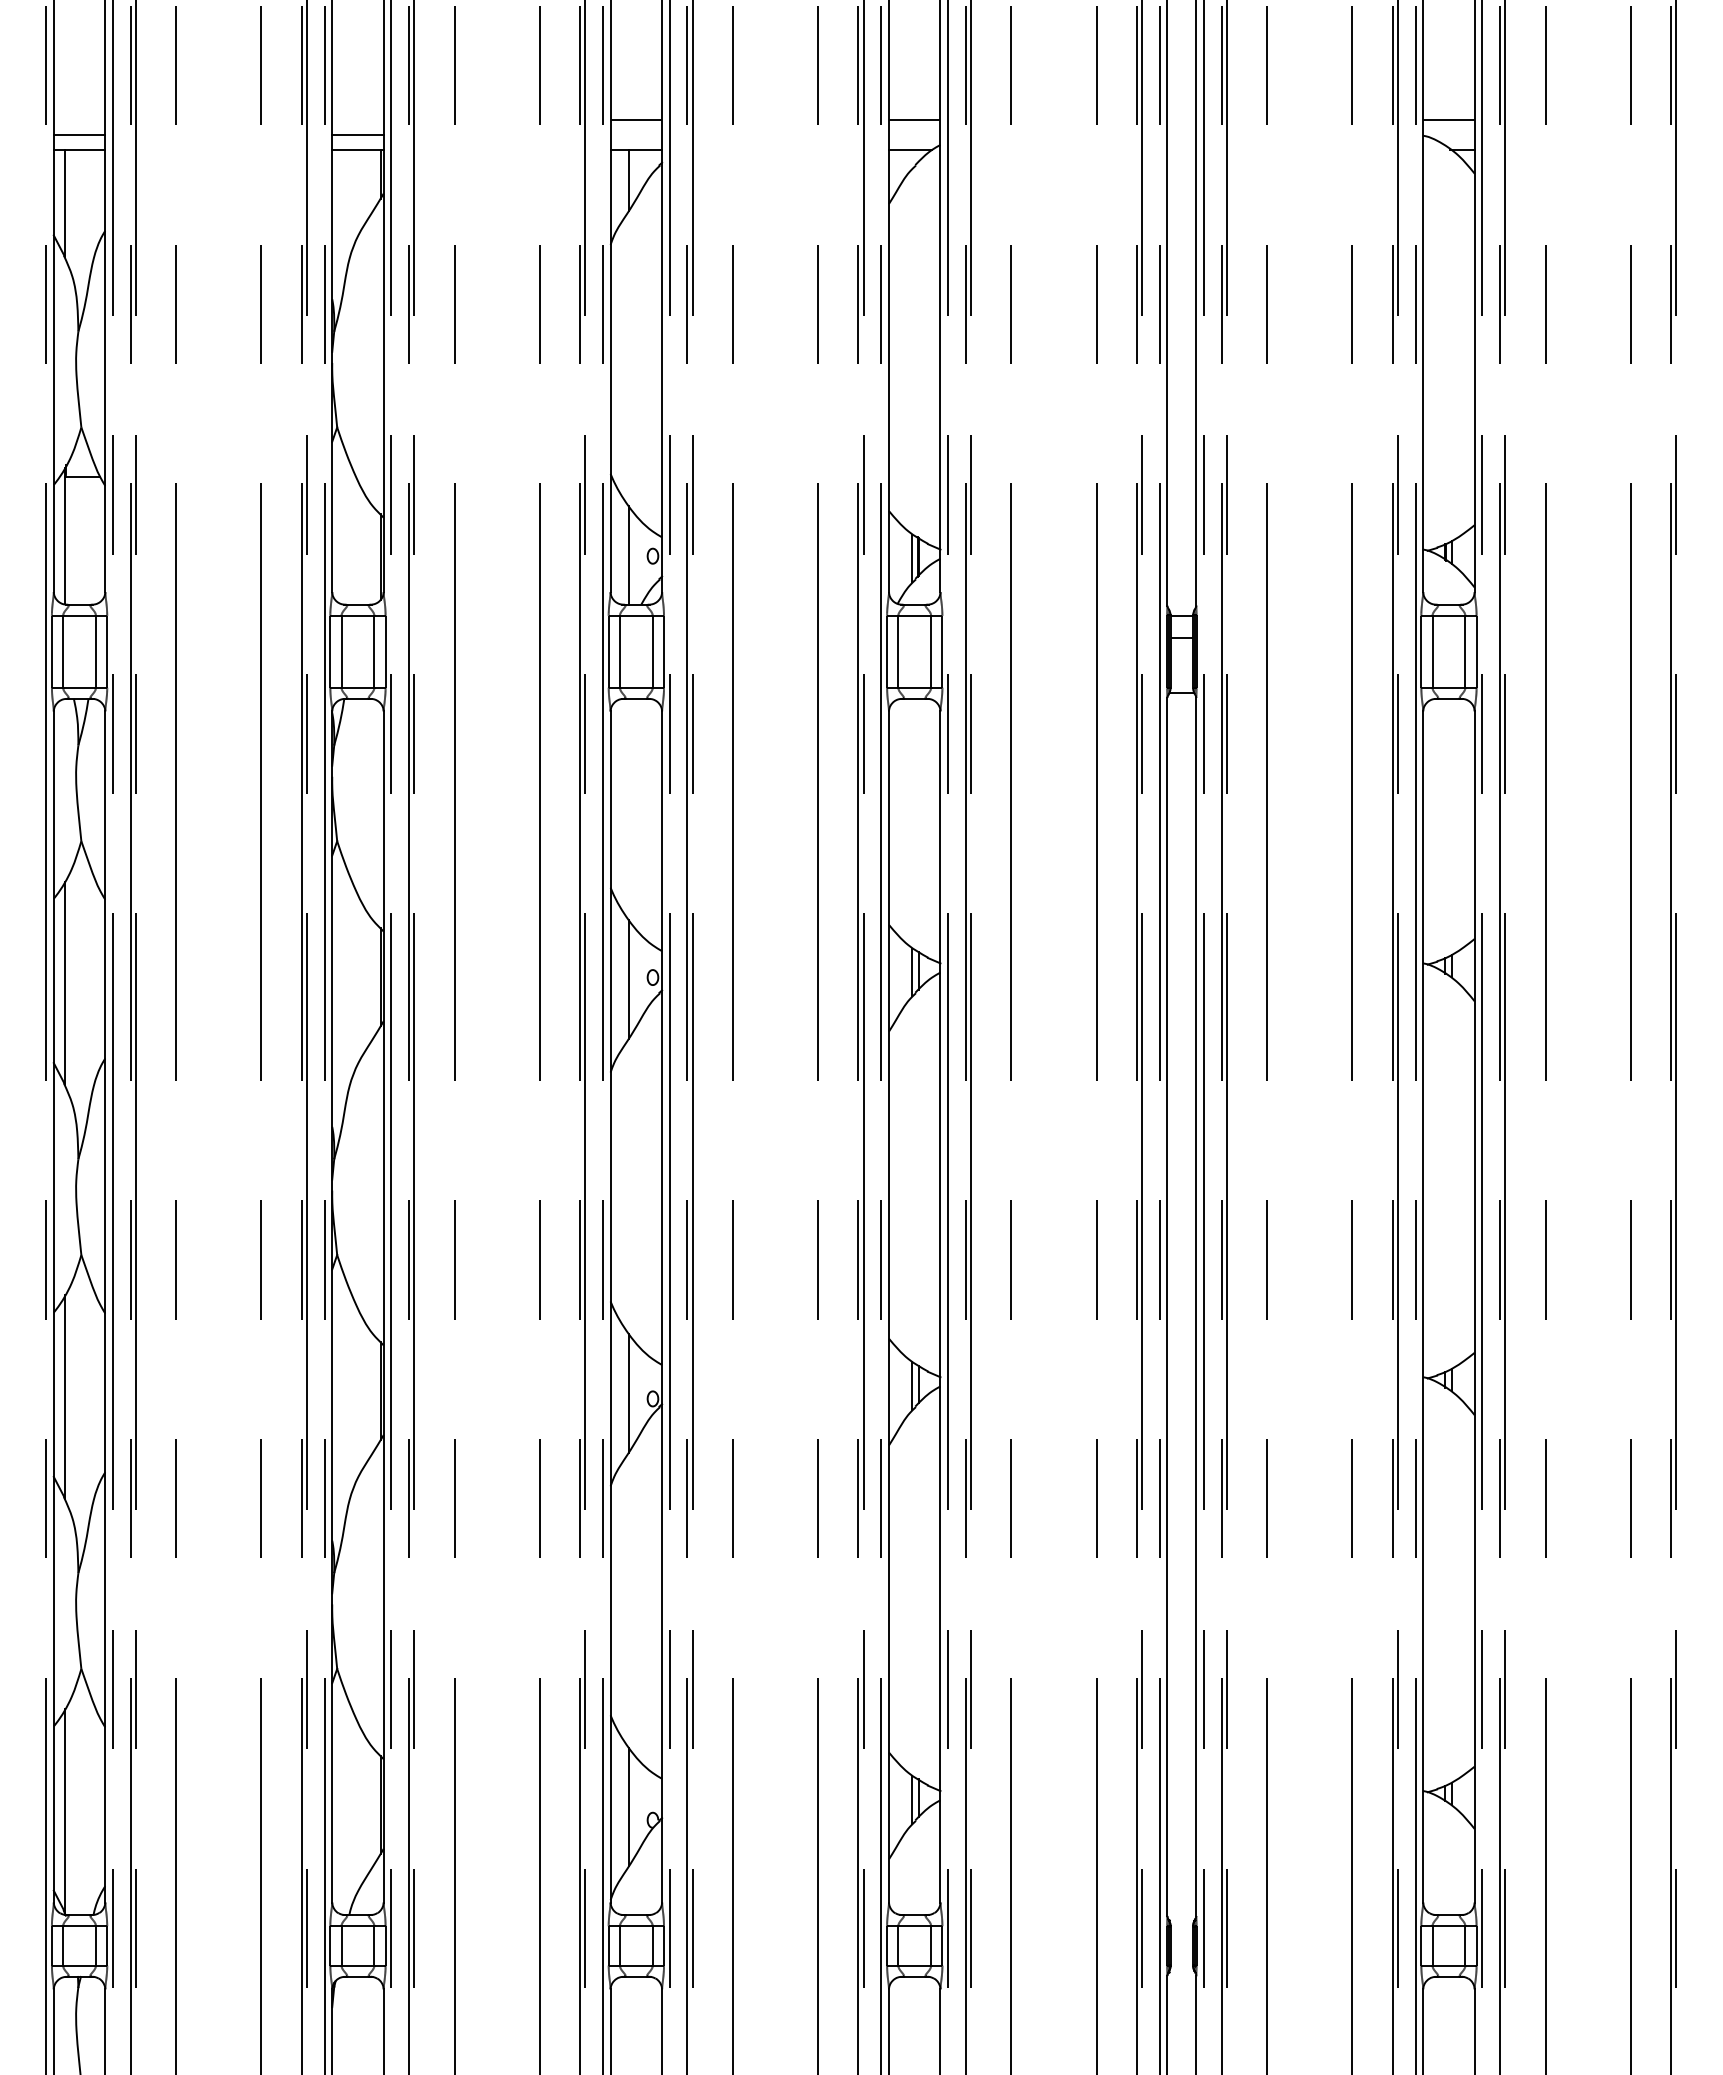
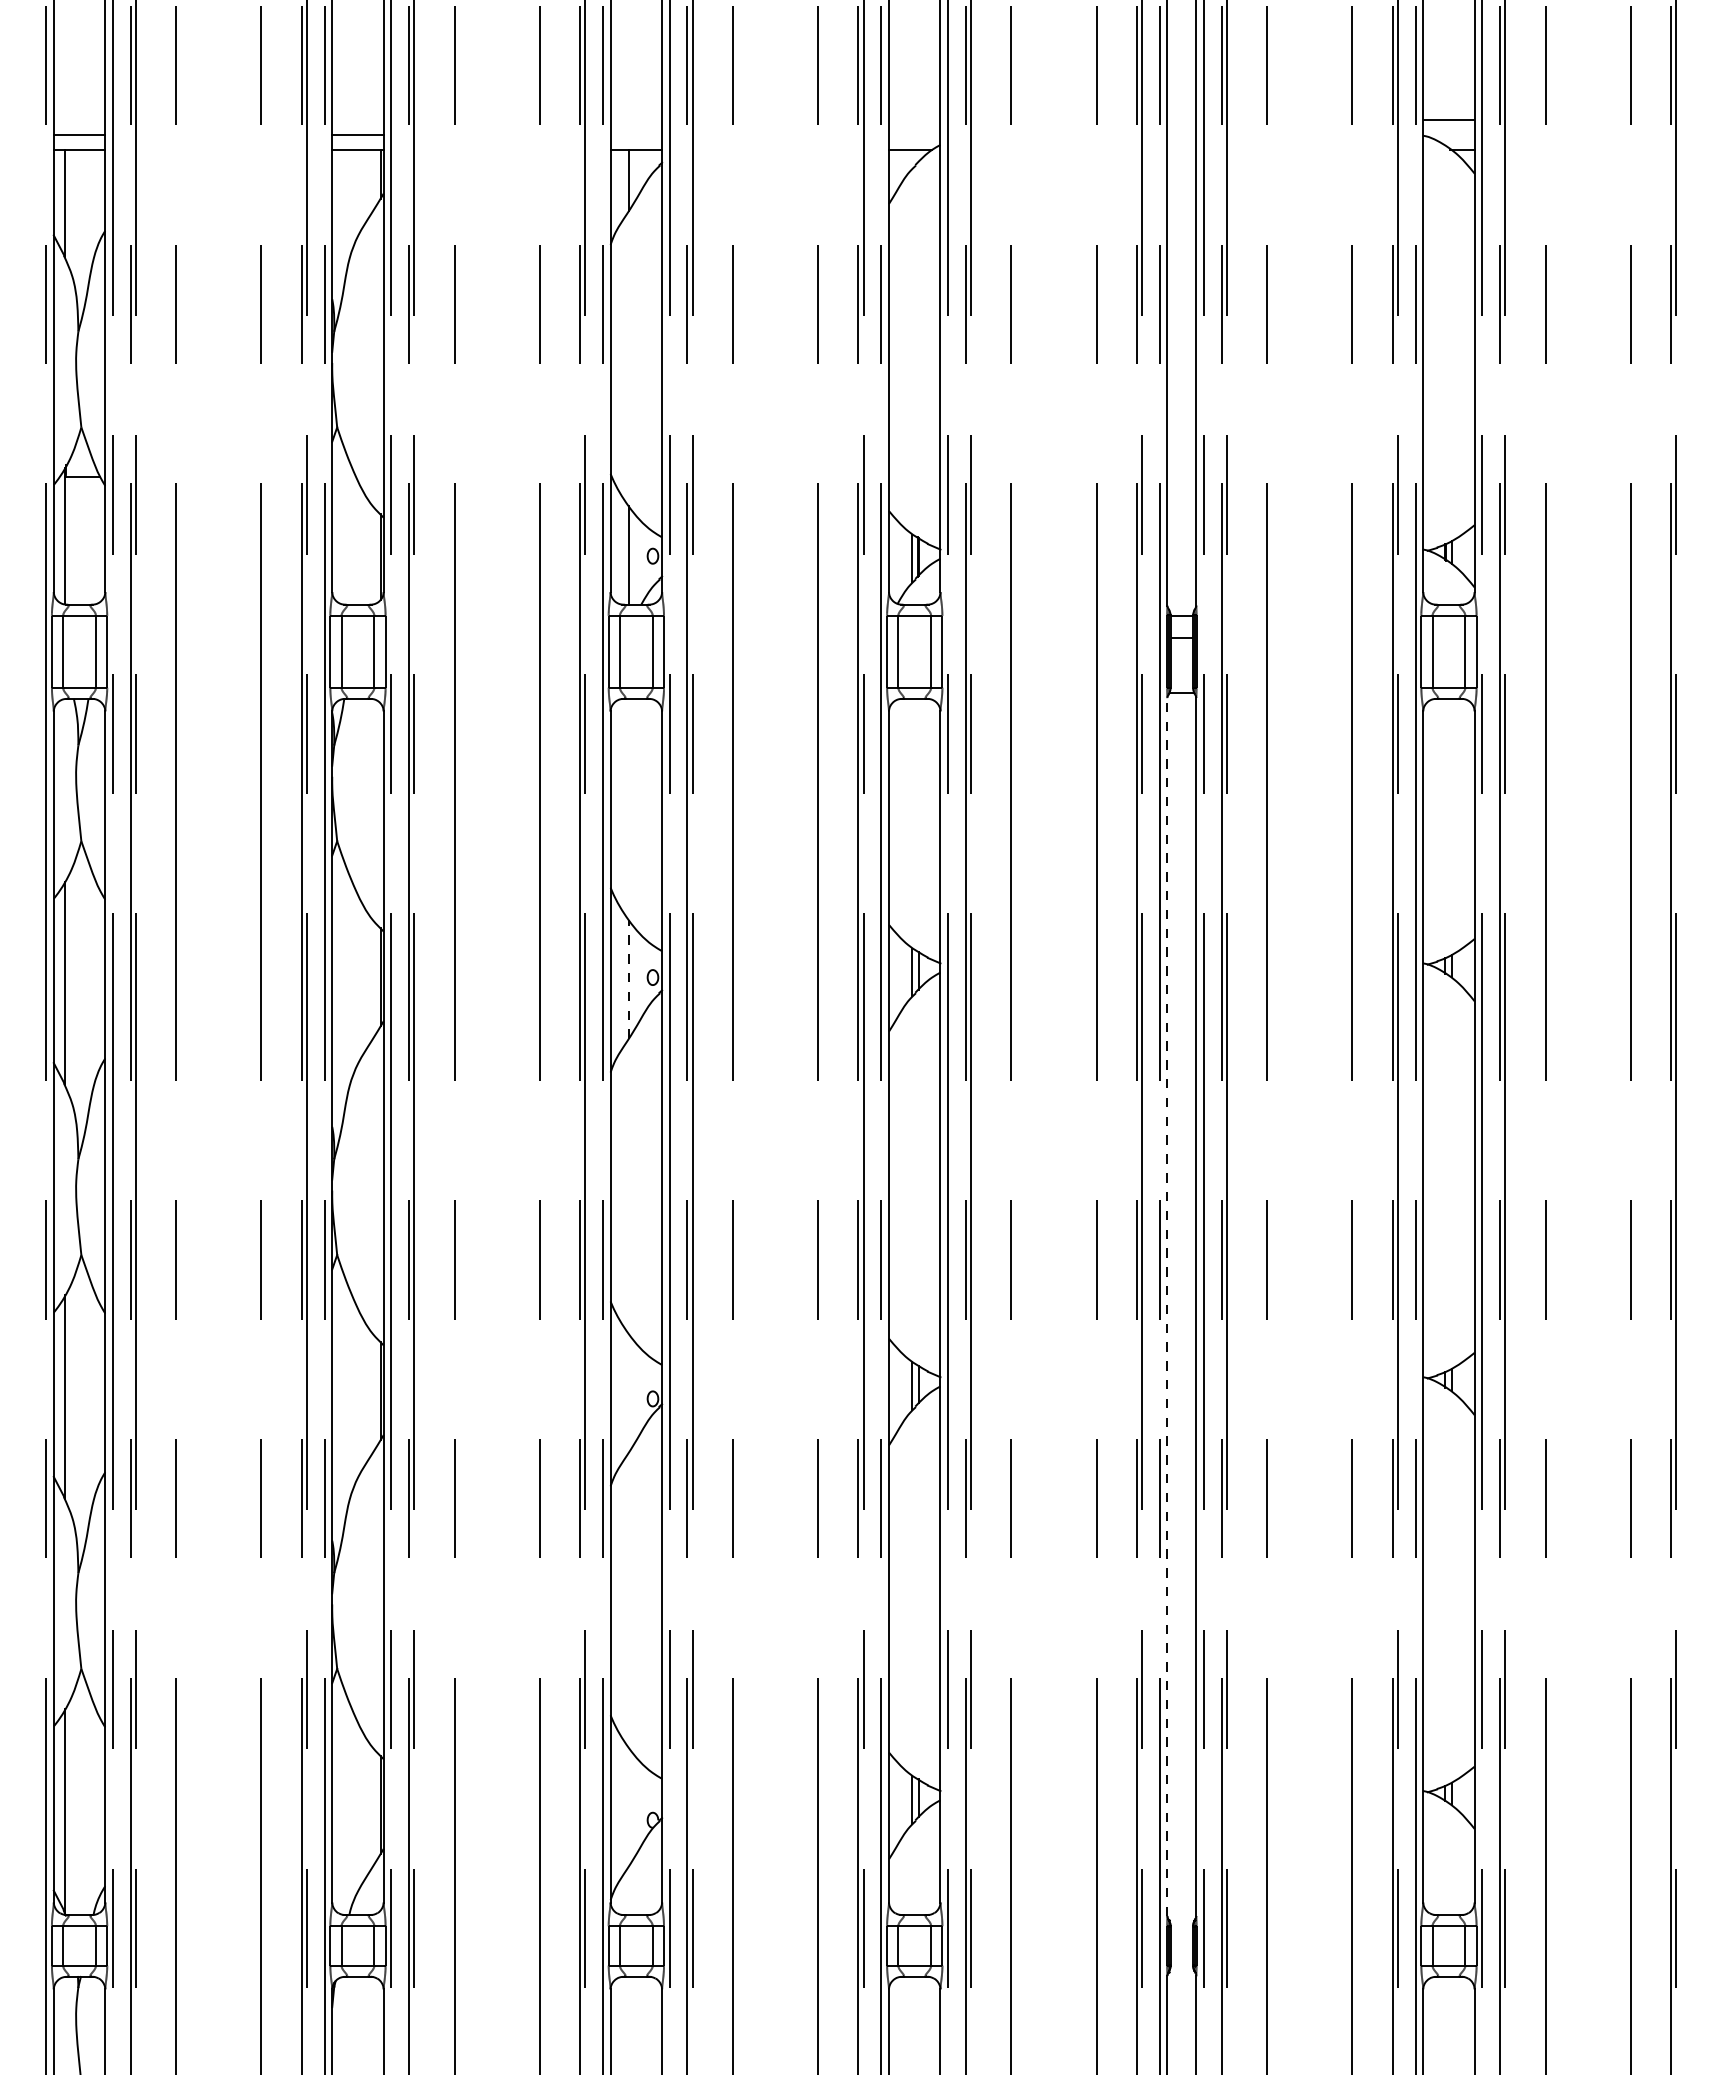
line: present -> none (636, 119)
line: present -> none (914, 119)
line: solid -> dashed (628, 979)
line: solid -> dashed (1167, 1306)
line: present -> none (628, 1393)
line: present -> none (628, 1806)
